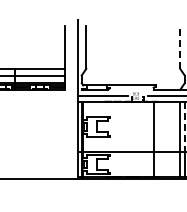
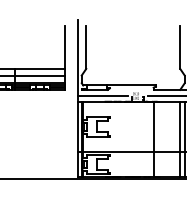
line: dashed -> solid (180, 47)
line: dashed -> solid (184, 127)
